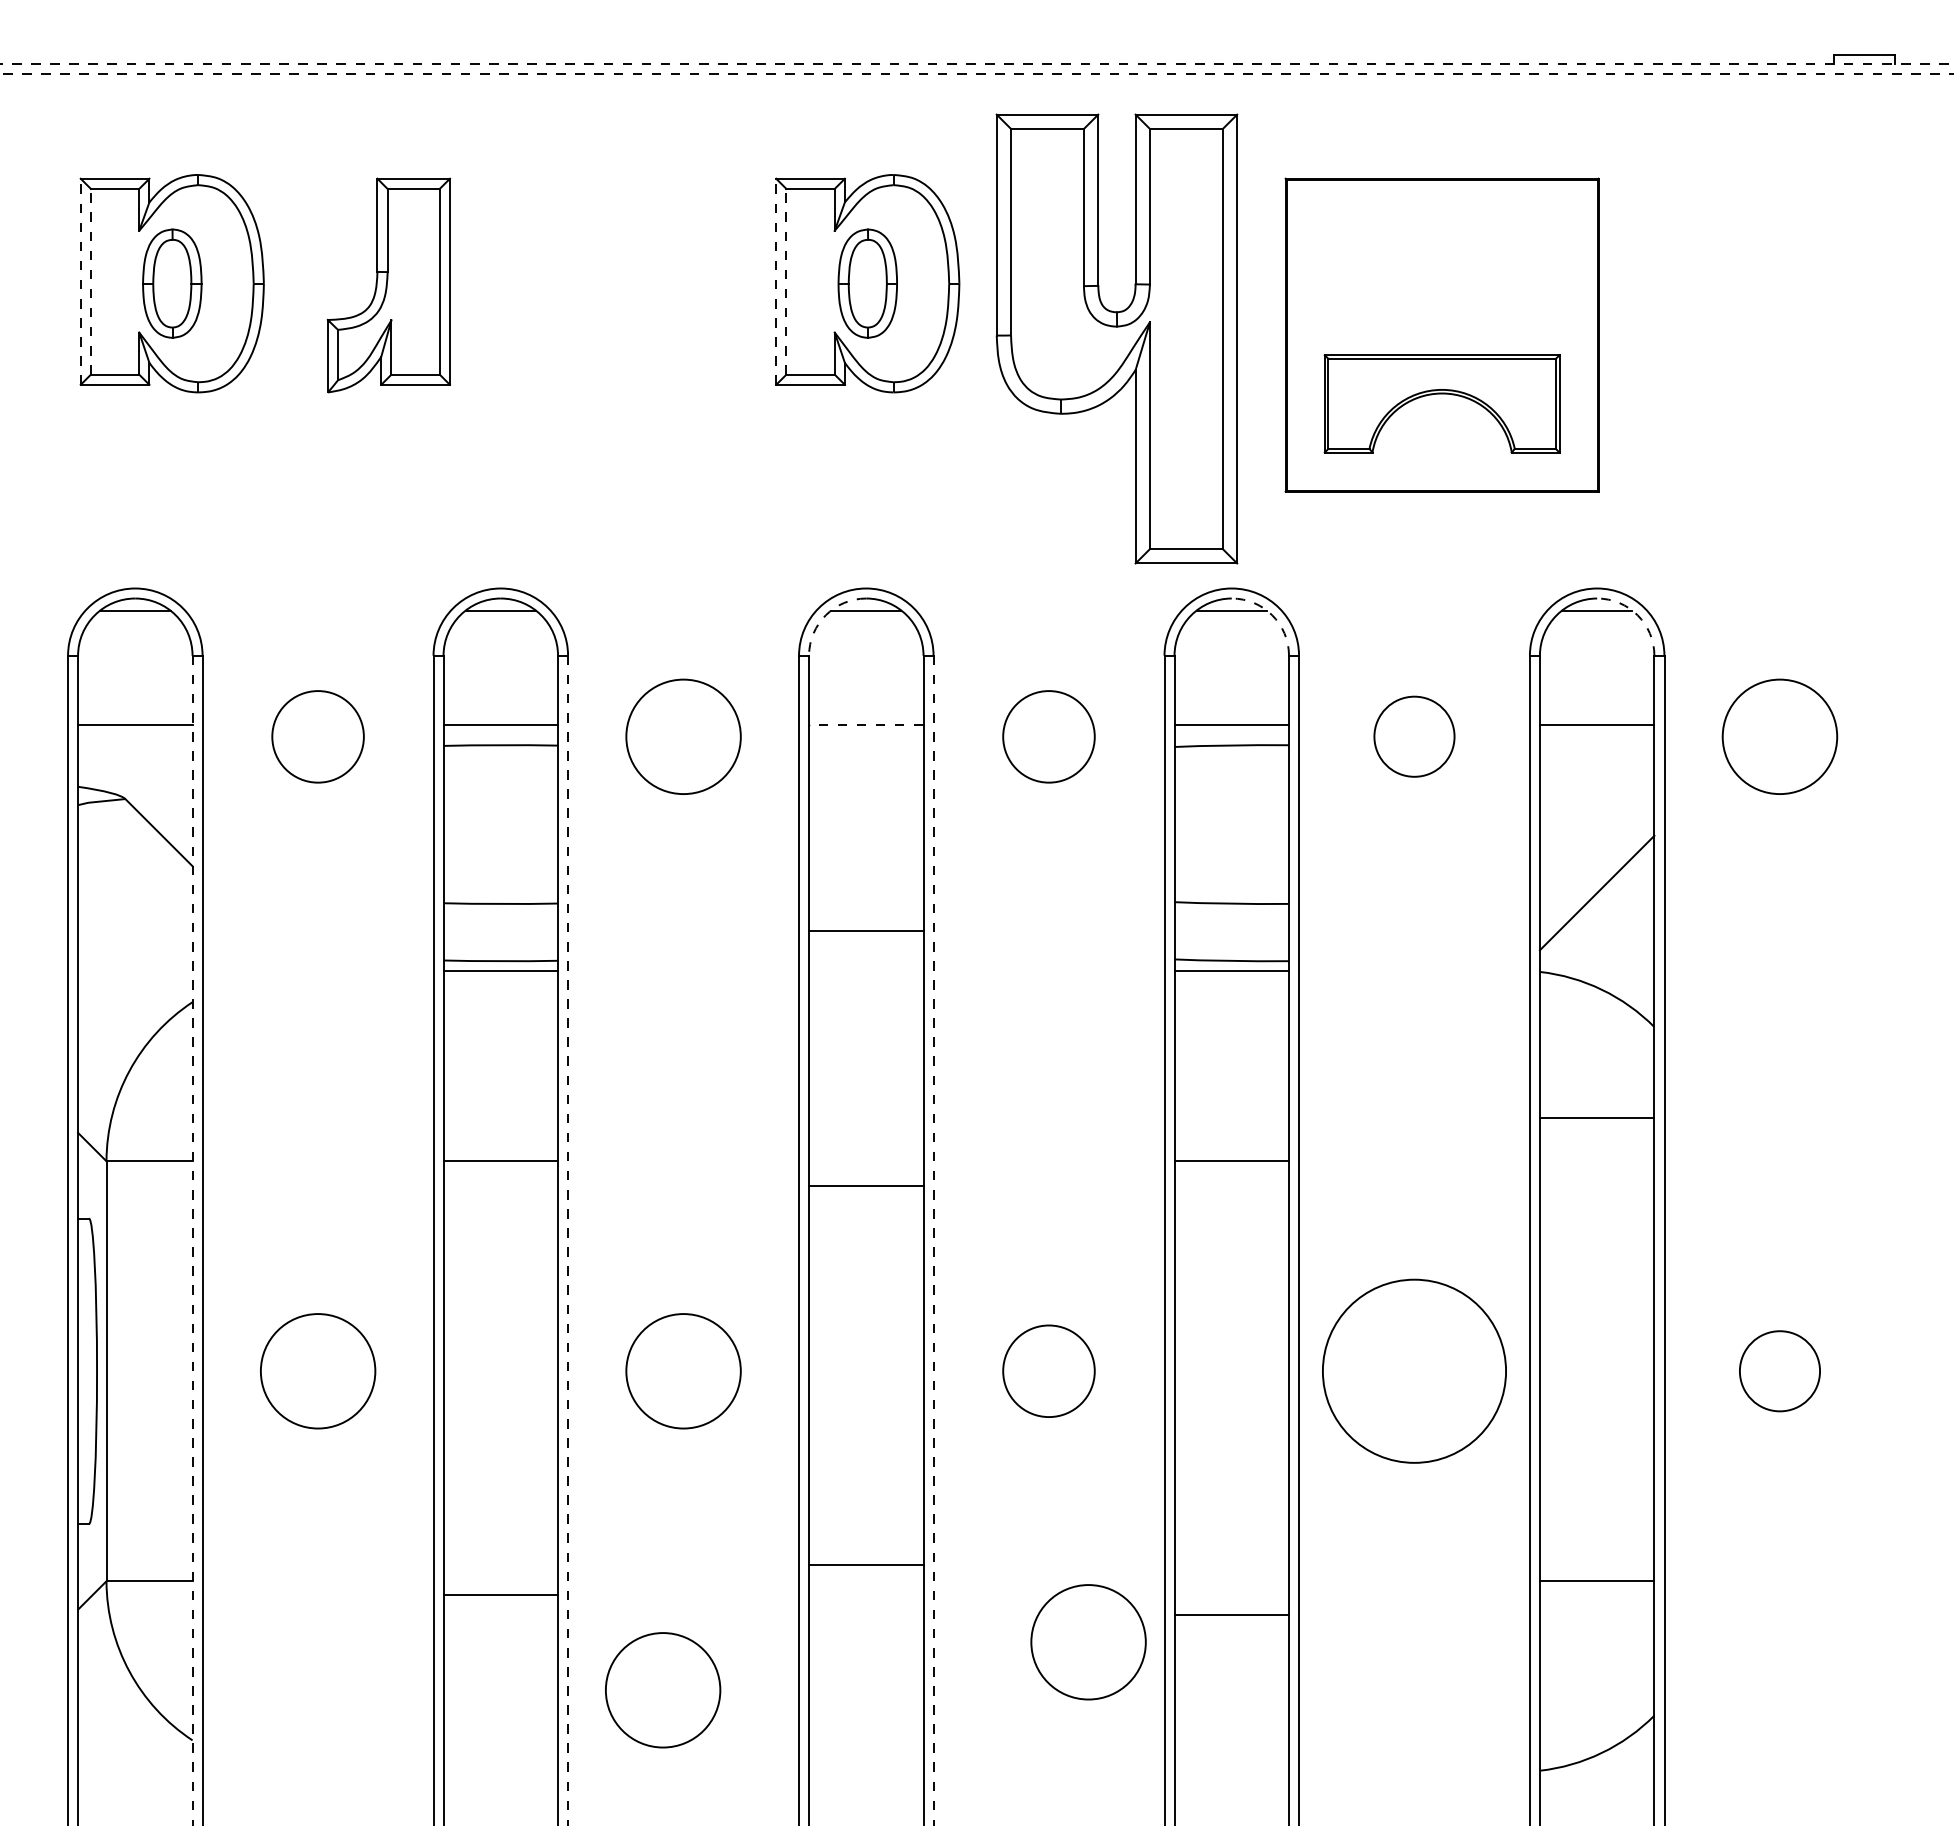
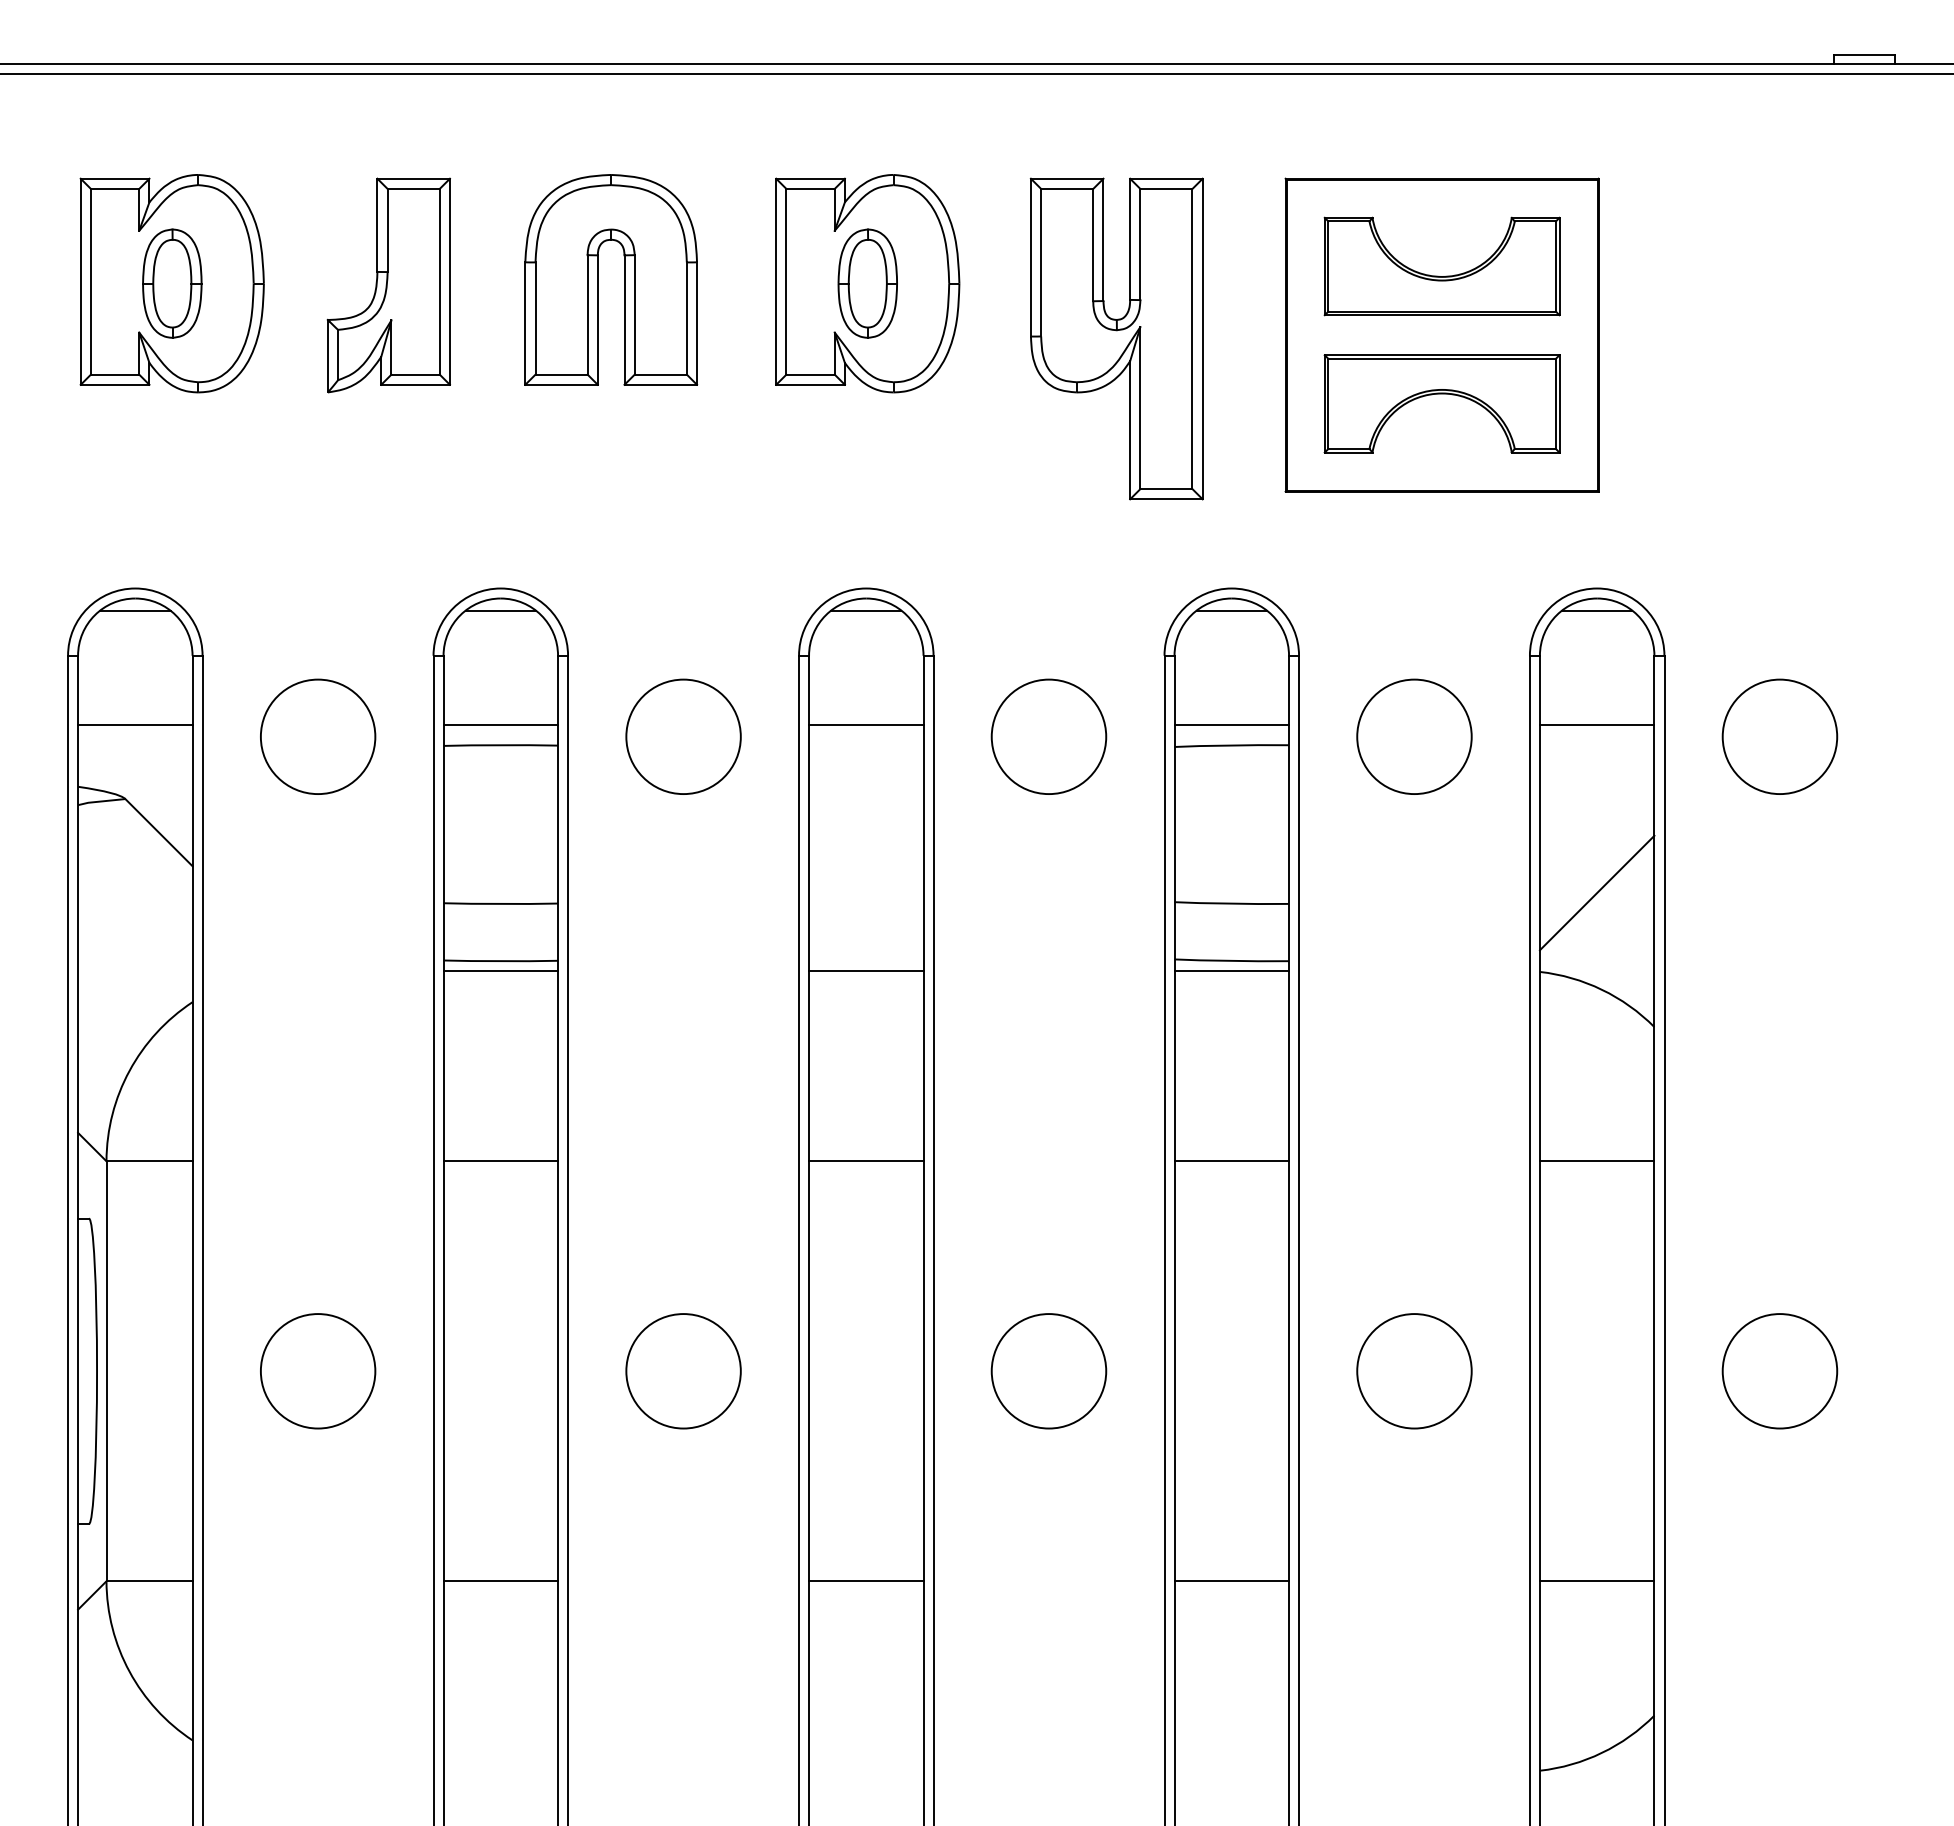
line: dashed -> solid (976, 64)
line: dashed -> solid (977, 74)
part: none -> present (1438, 275)
part: none -> present (598, 279)
line: dashed -> solid (80, 281)
line: dashed -> solid (90, 281)
line: dashed -> solid (776, 281)
line: dashed -> solid (786, 281)
part size: 244x452 px -> 175x324 px (1116, 338)
arc: dashed -> solid (825, 615)
arc: dashed -> solid (1272, 615)
arc: dashed -> solid (1637, 615)
line: dashed -> solid (865, 724)
circle diameter: 92 px -> 114 px (317, 736)
circle diameter: 92 px -> 114 px (1048, 736)
circle size: 83x83 px -> 117x117 px (1414, 736)
line position: (866, 930) -> (866, 970) (866, 970)
line position: (1596, 1118) -> (1596, 1161) (1596, 1161)
line position: (866, 1186) -> (866, 1161) (866, 1161)
line: dashed -> solid (192, 1241)
line: dashed -> solid (568, 1241)
line: dashed -> solid (933, 1241)
circle diameter: 183 px -> 114 px (1414, 1371)
circle diameter: 92 px -> 114 px (1048, 1371)
circle diameter: 80 px -> 114 px (1779, 1371)
line position: (866, 1565) -> (866, 1581) (866, 1581)
line position: (500, 1595) -> (500, 1581) (500, 1581)
line position: (1231, 1615) -> (1231, 1581) (1231, 1581)
circle: present -> none (1088, 1642)
circle: present -> none (663, 1690)
